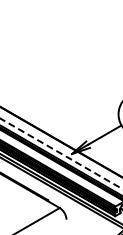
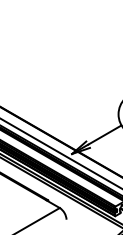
line: dashed -> solid (62, 154)
